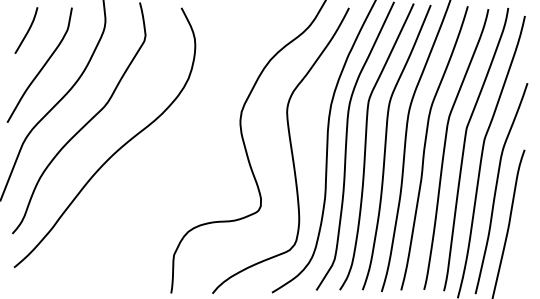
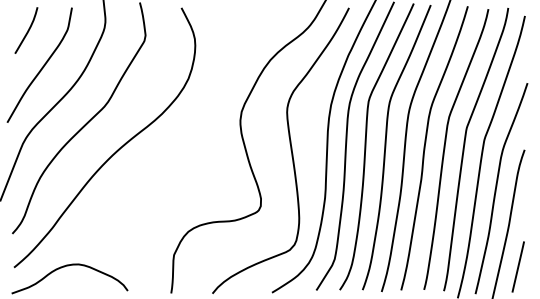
curve: none -> present (68, 266)
line: none -> present (517, 266)
